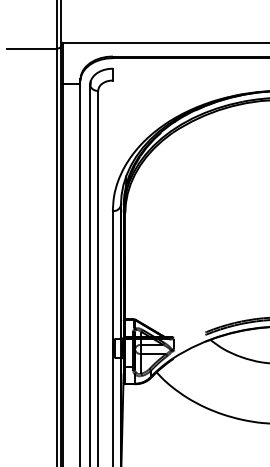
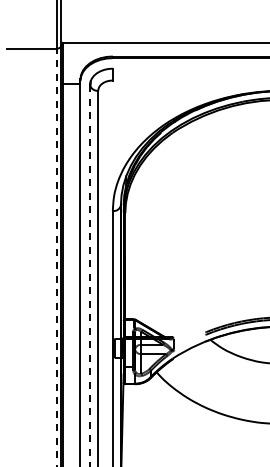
line: solid -> dashed (56, 257)
line: solid -> dashed (90, 276)
